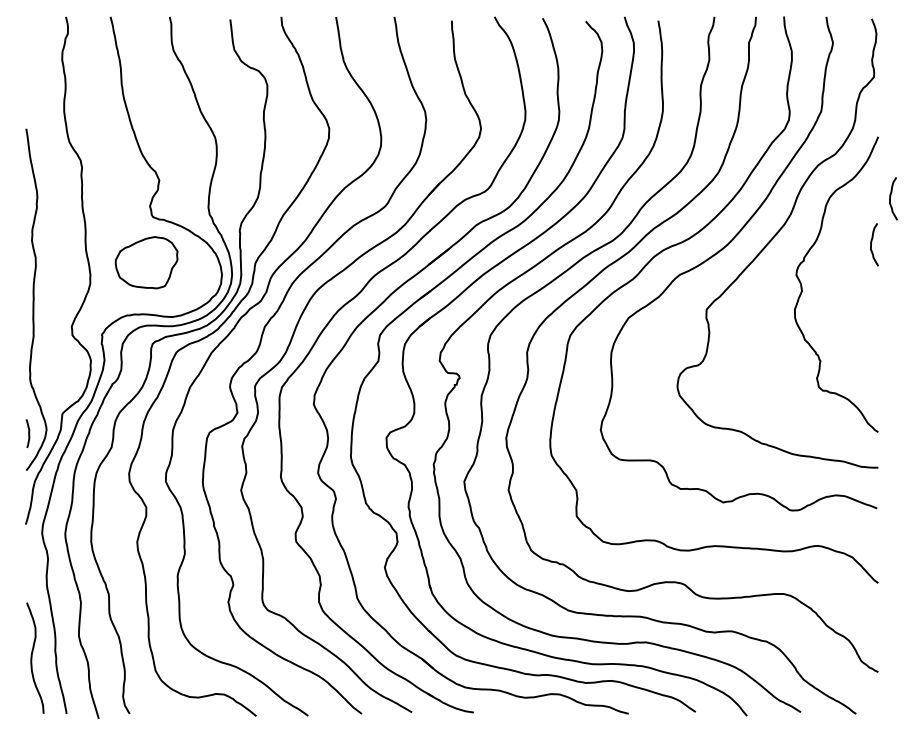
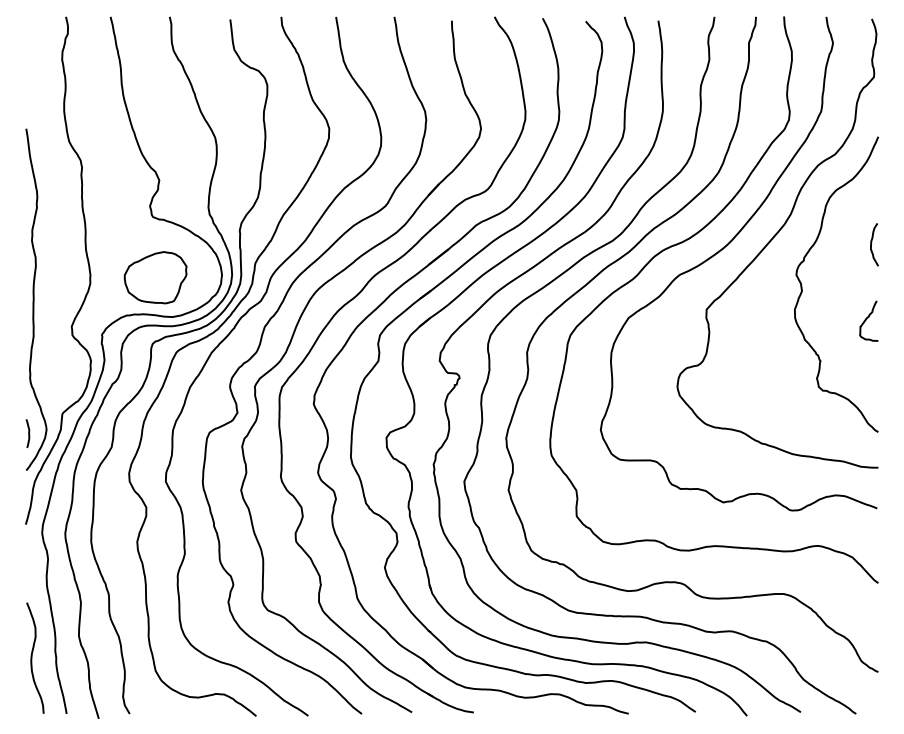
curve: present -> none (891, 196)
part position: (146, 262) -> (155, 277) (155, 277)
curve: none -> present (867, 319)
